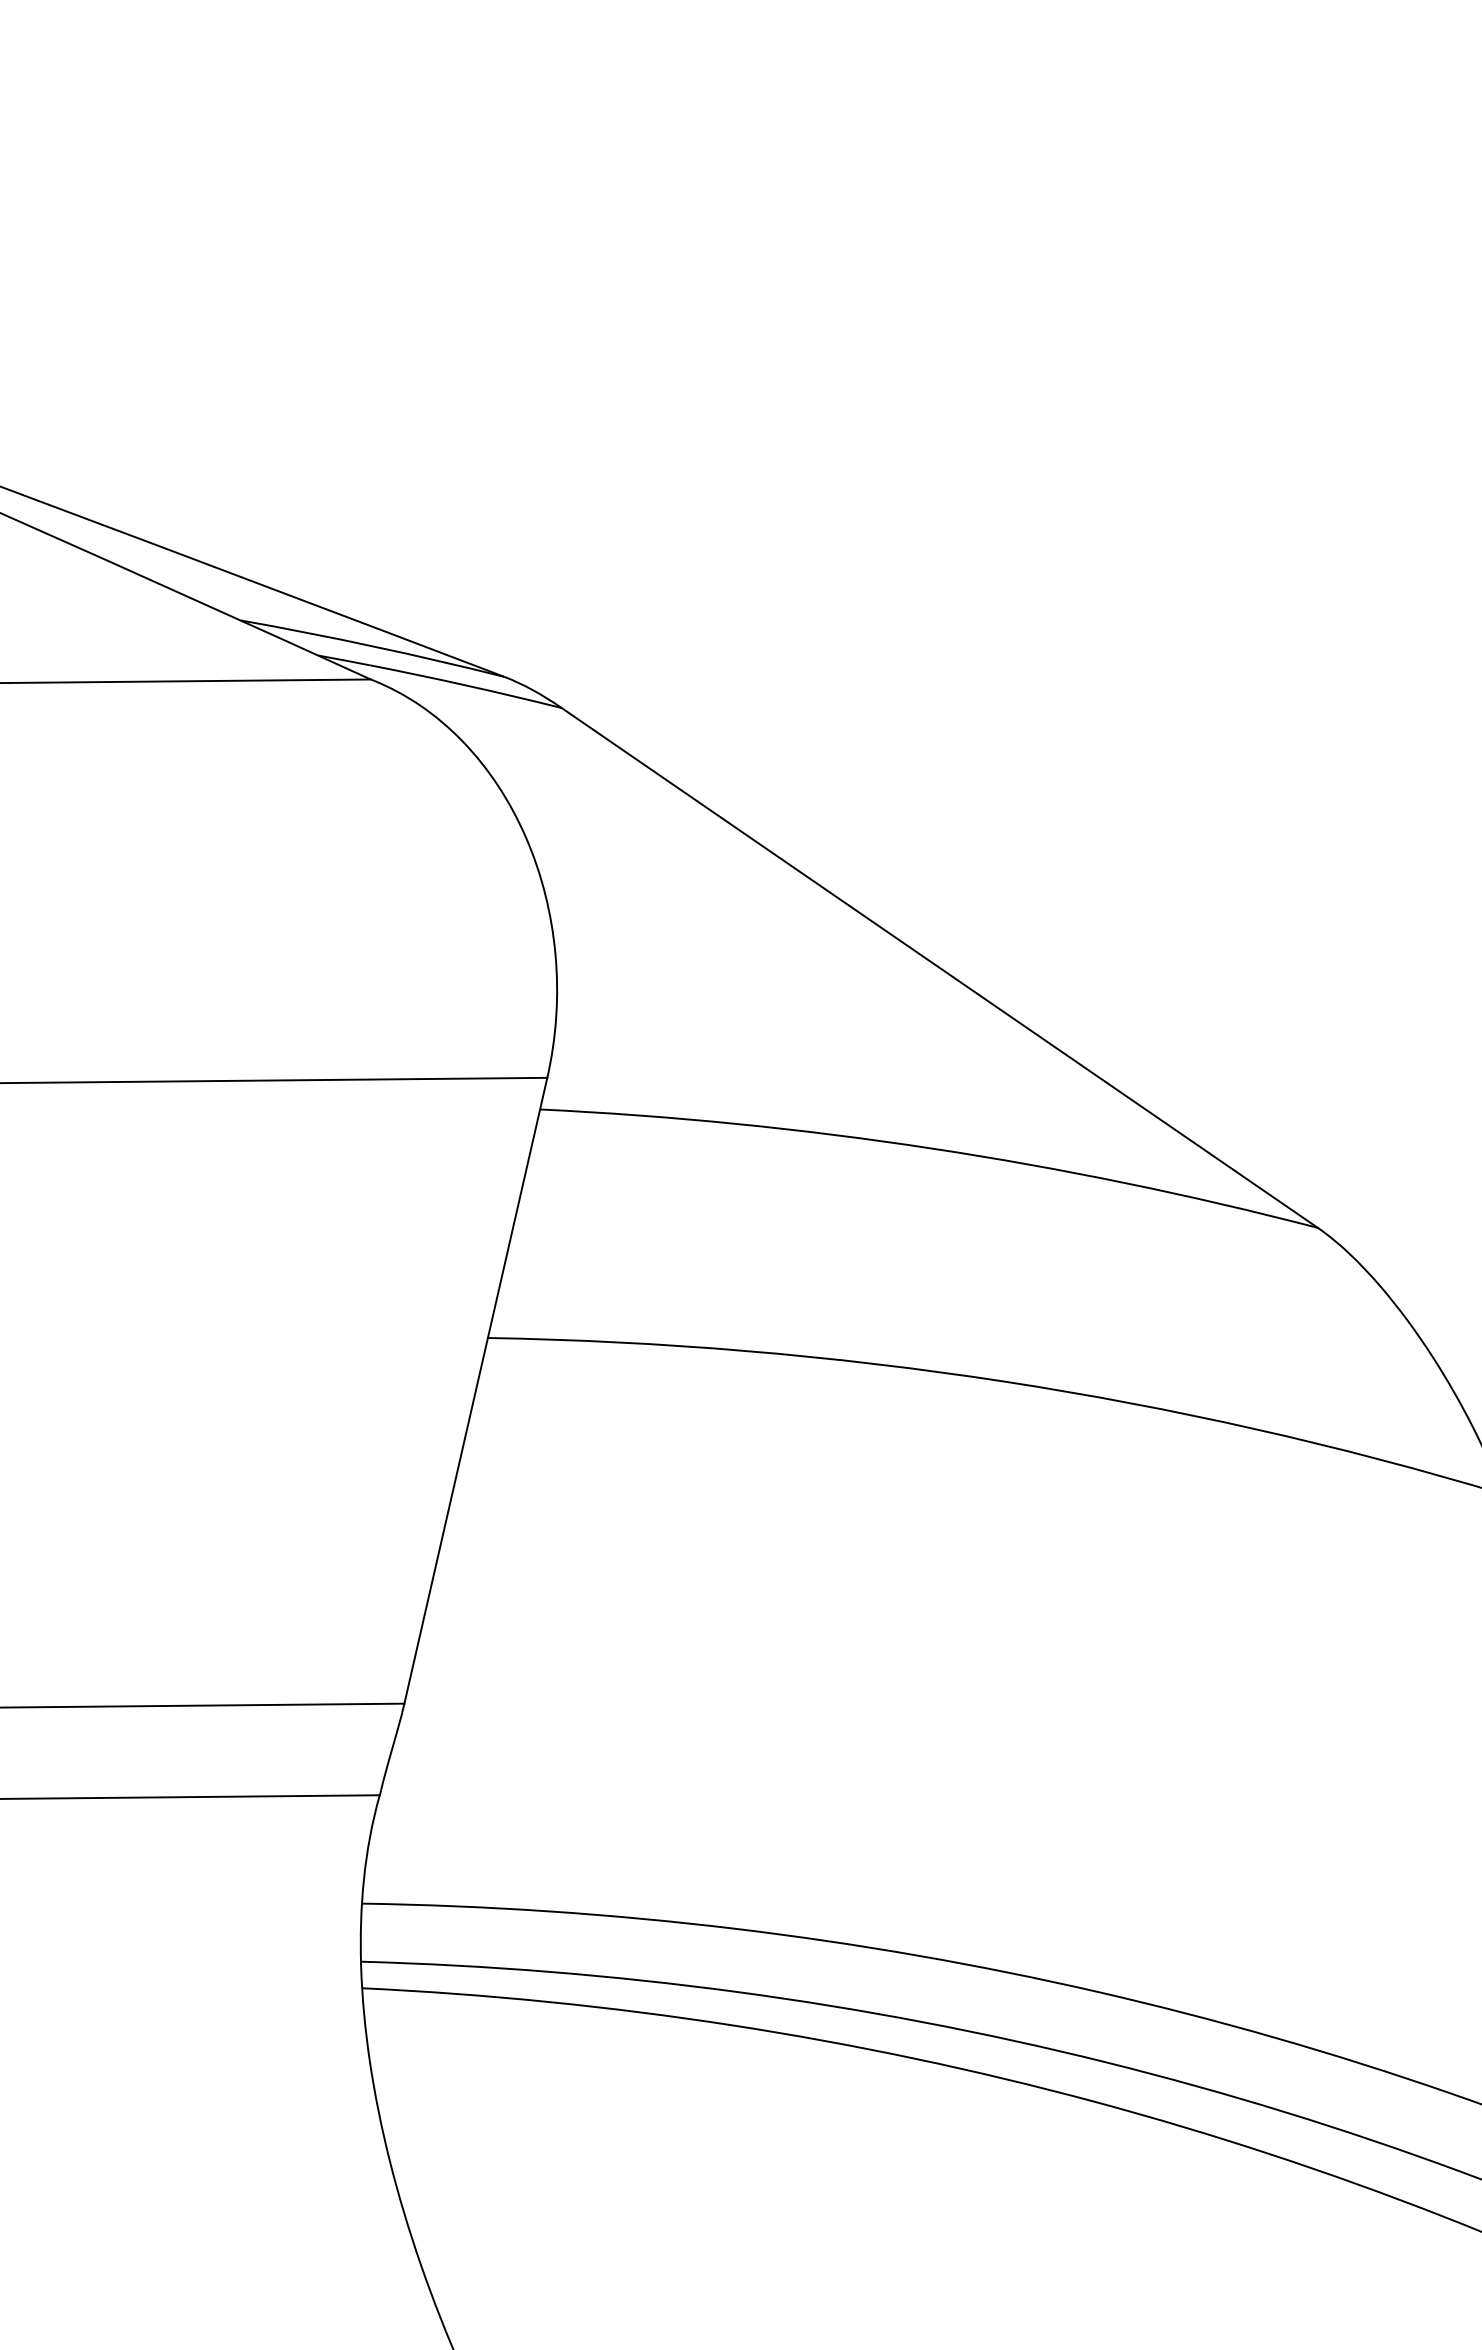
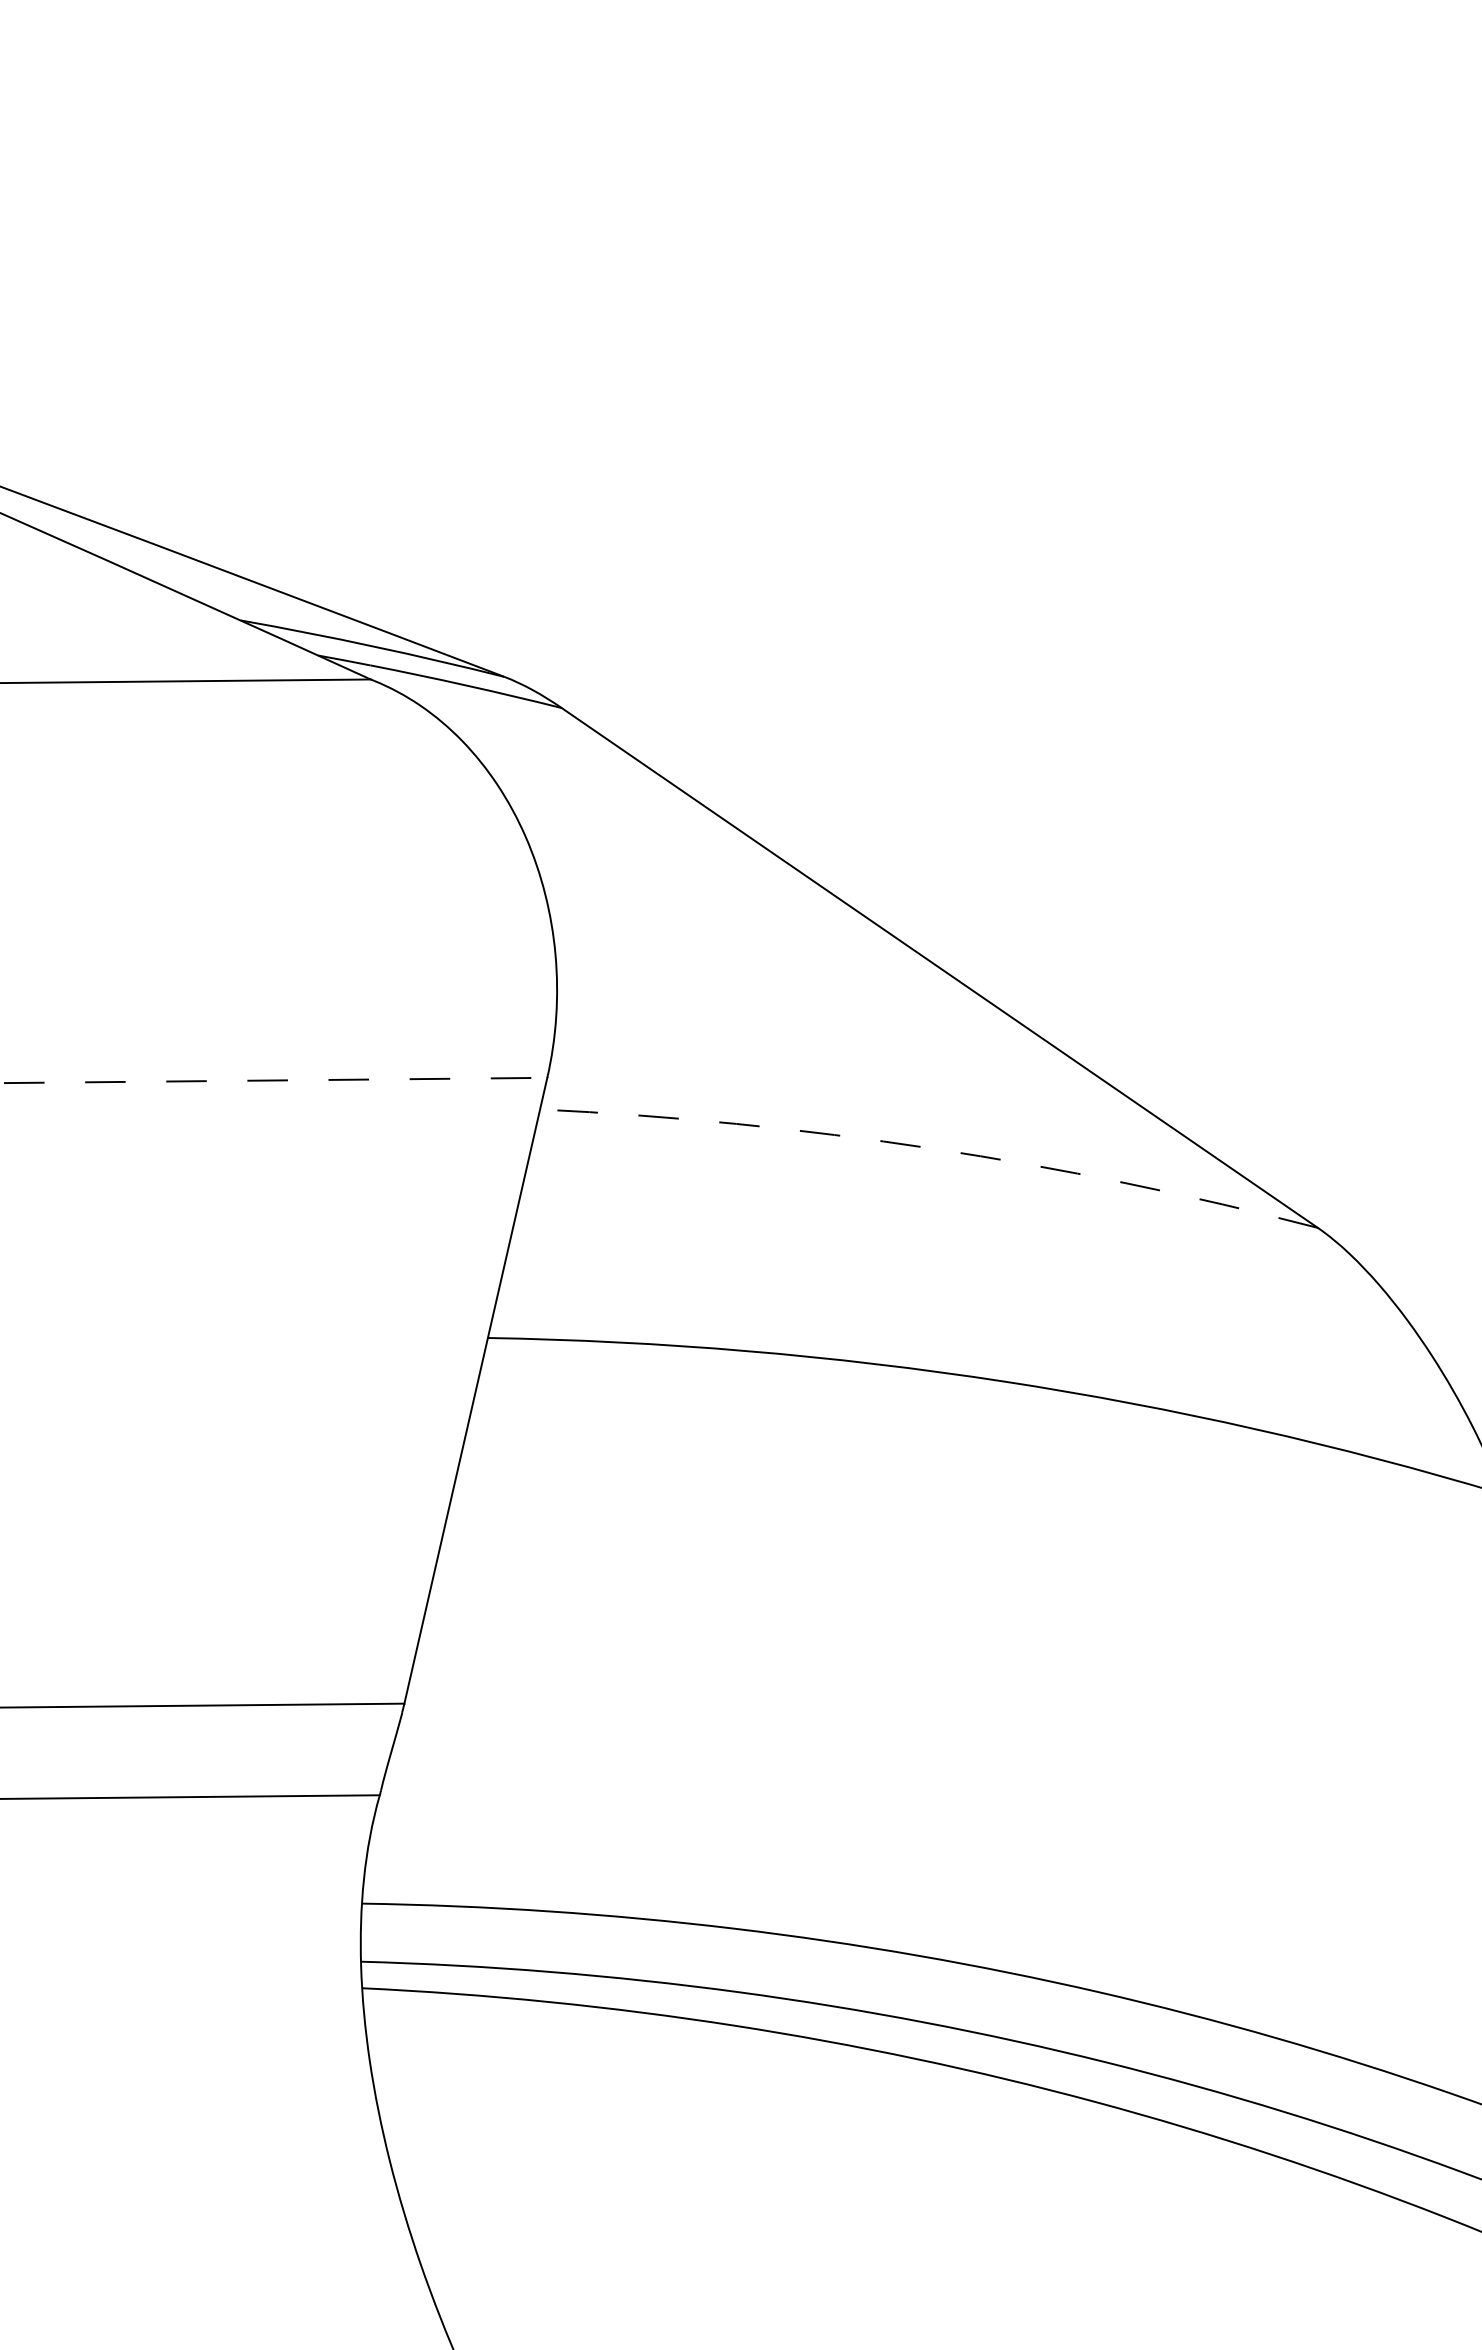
line: solid -> dashed (274, 1080)
arc: solid -> dashed (932, 1148)
